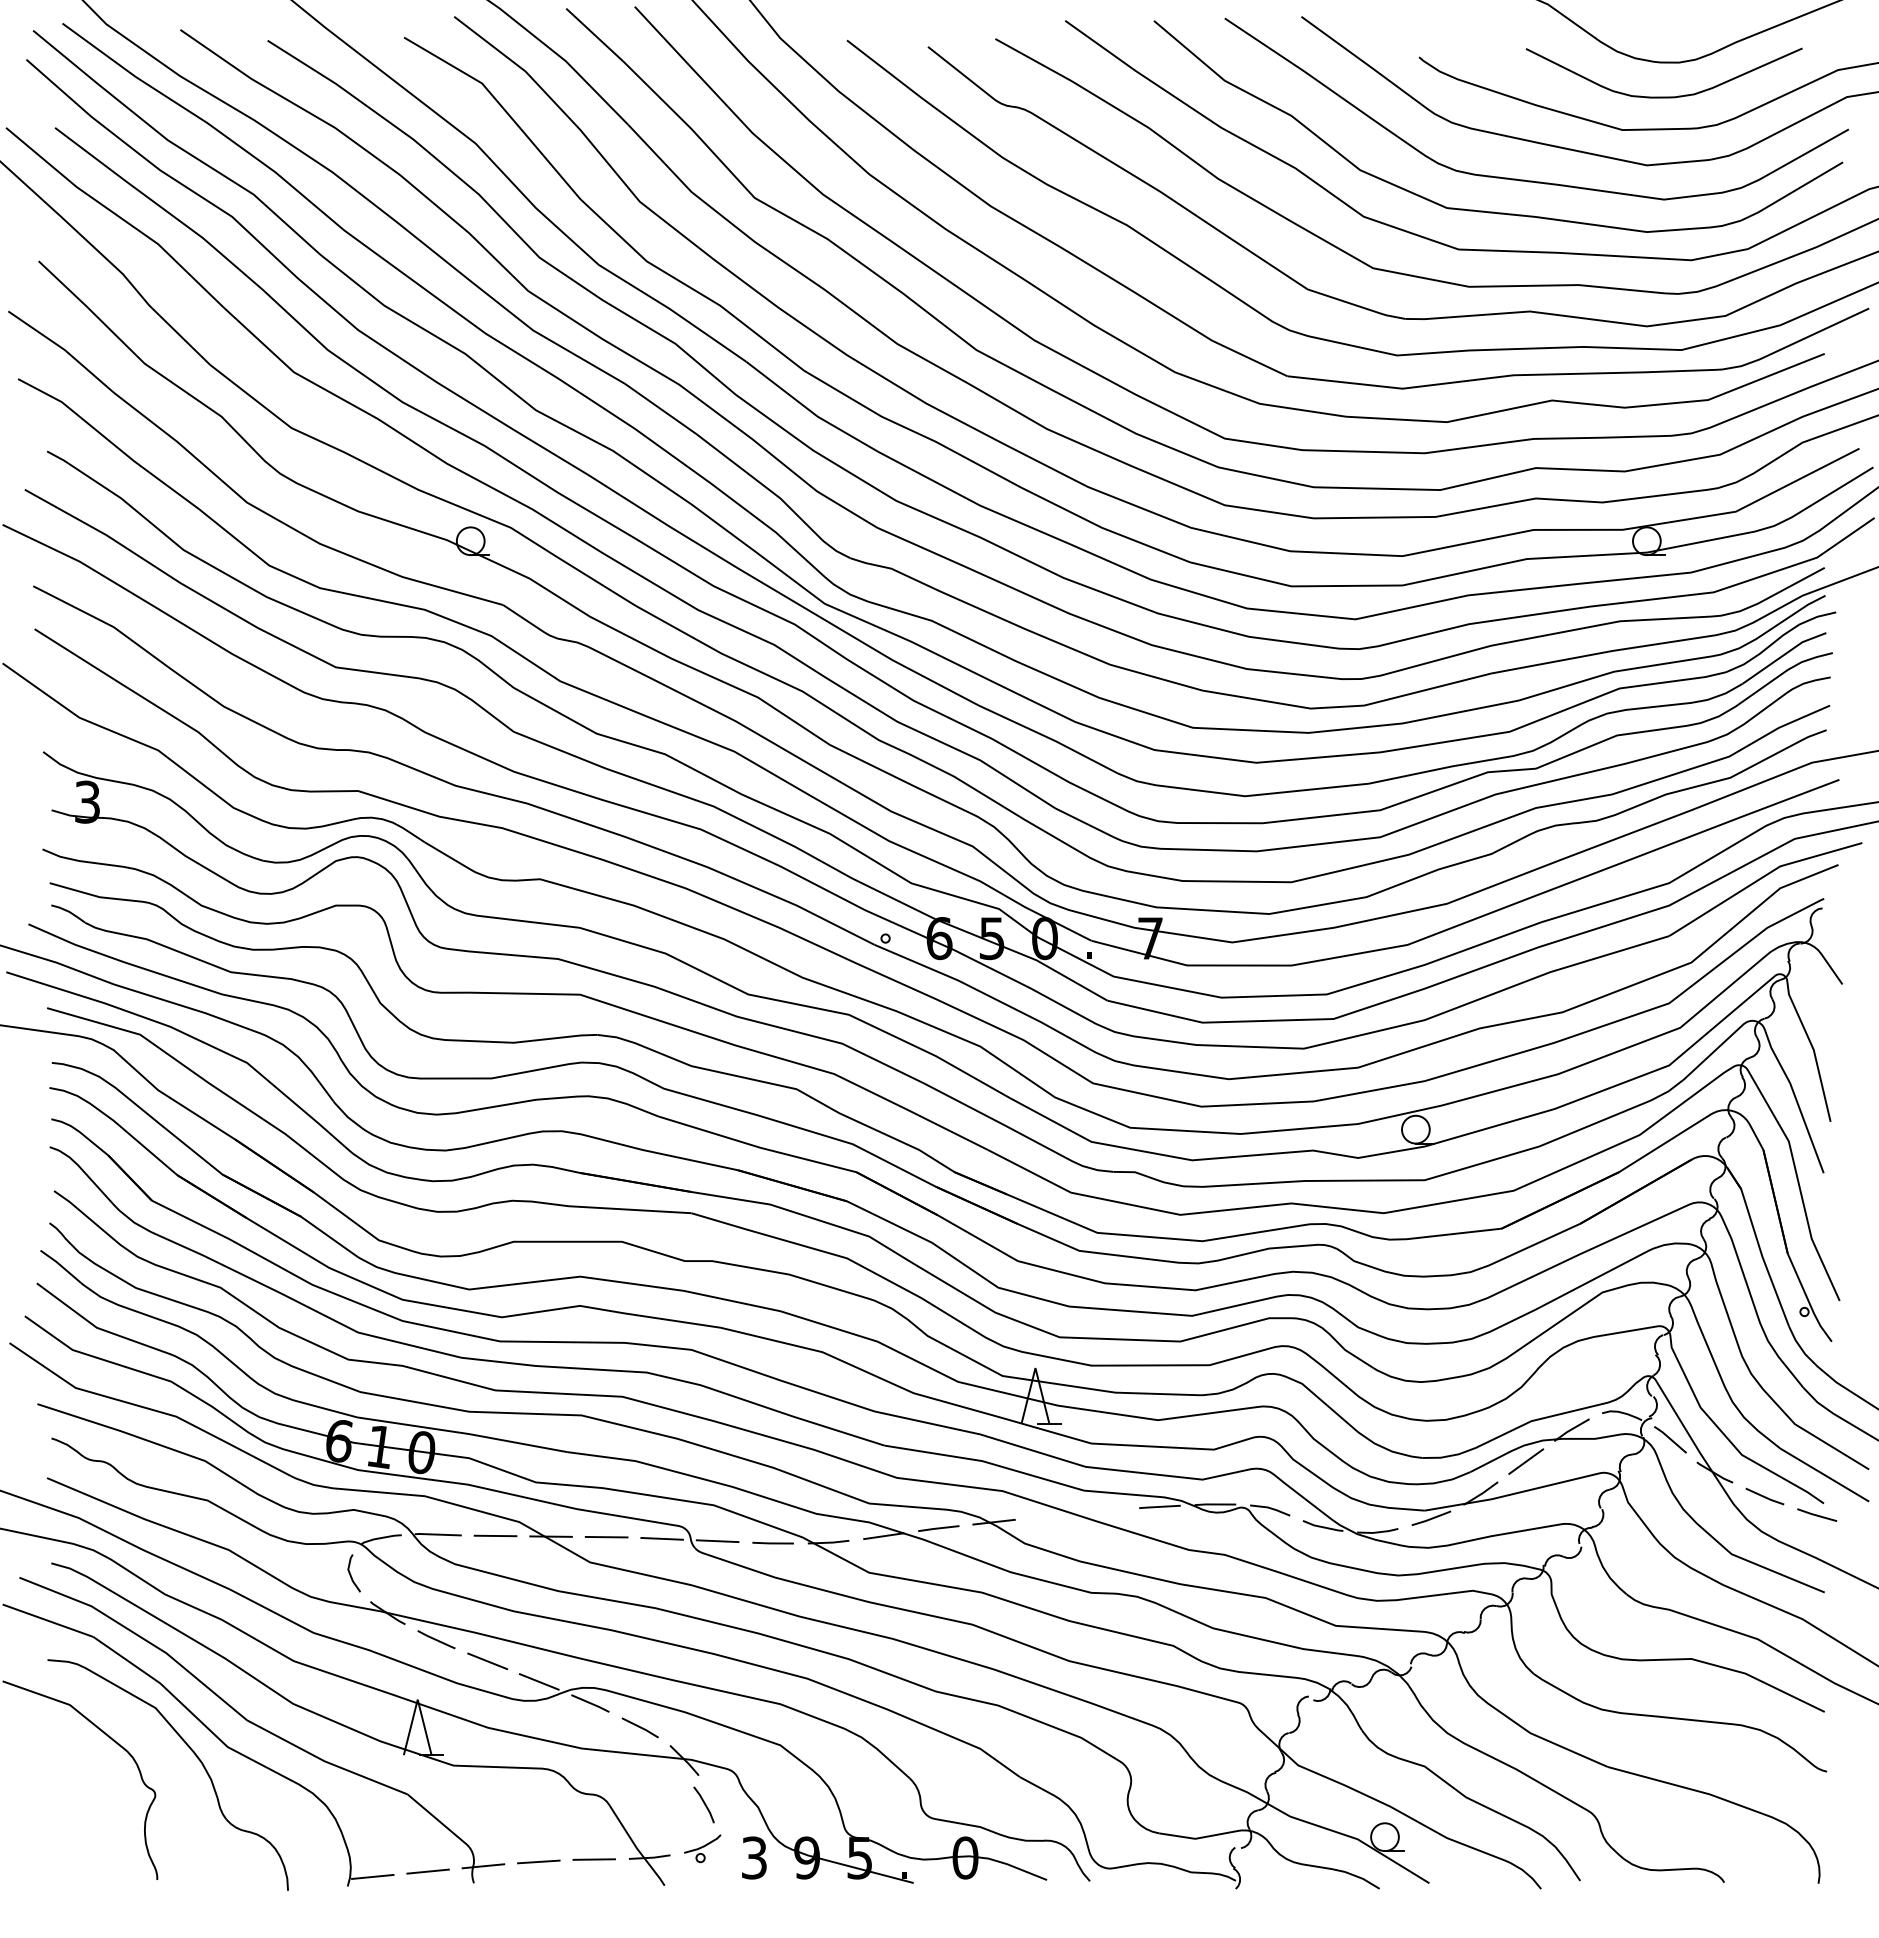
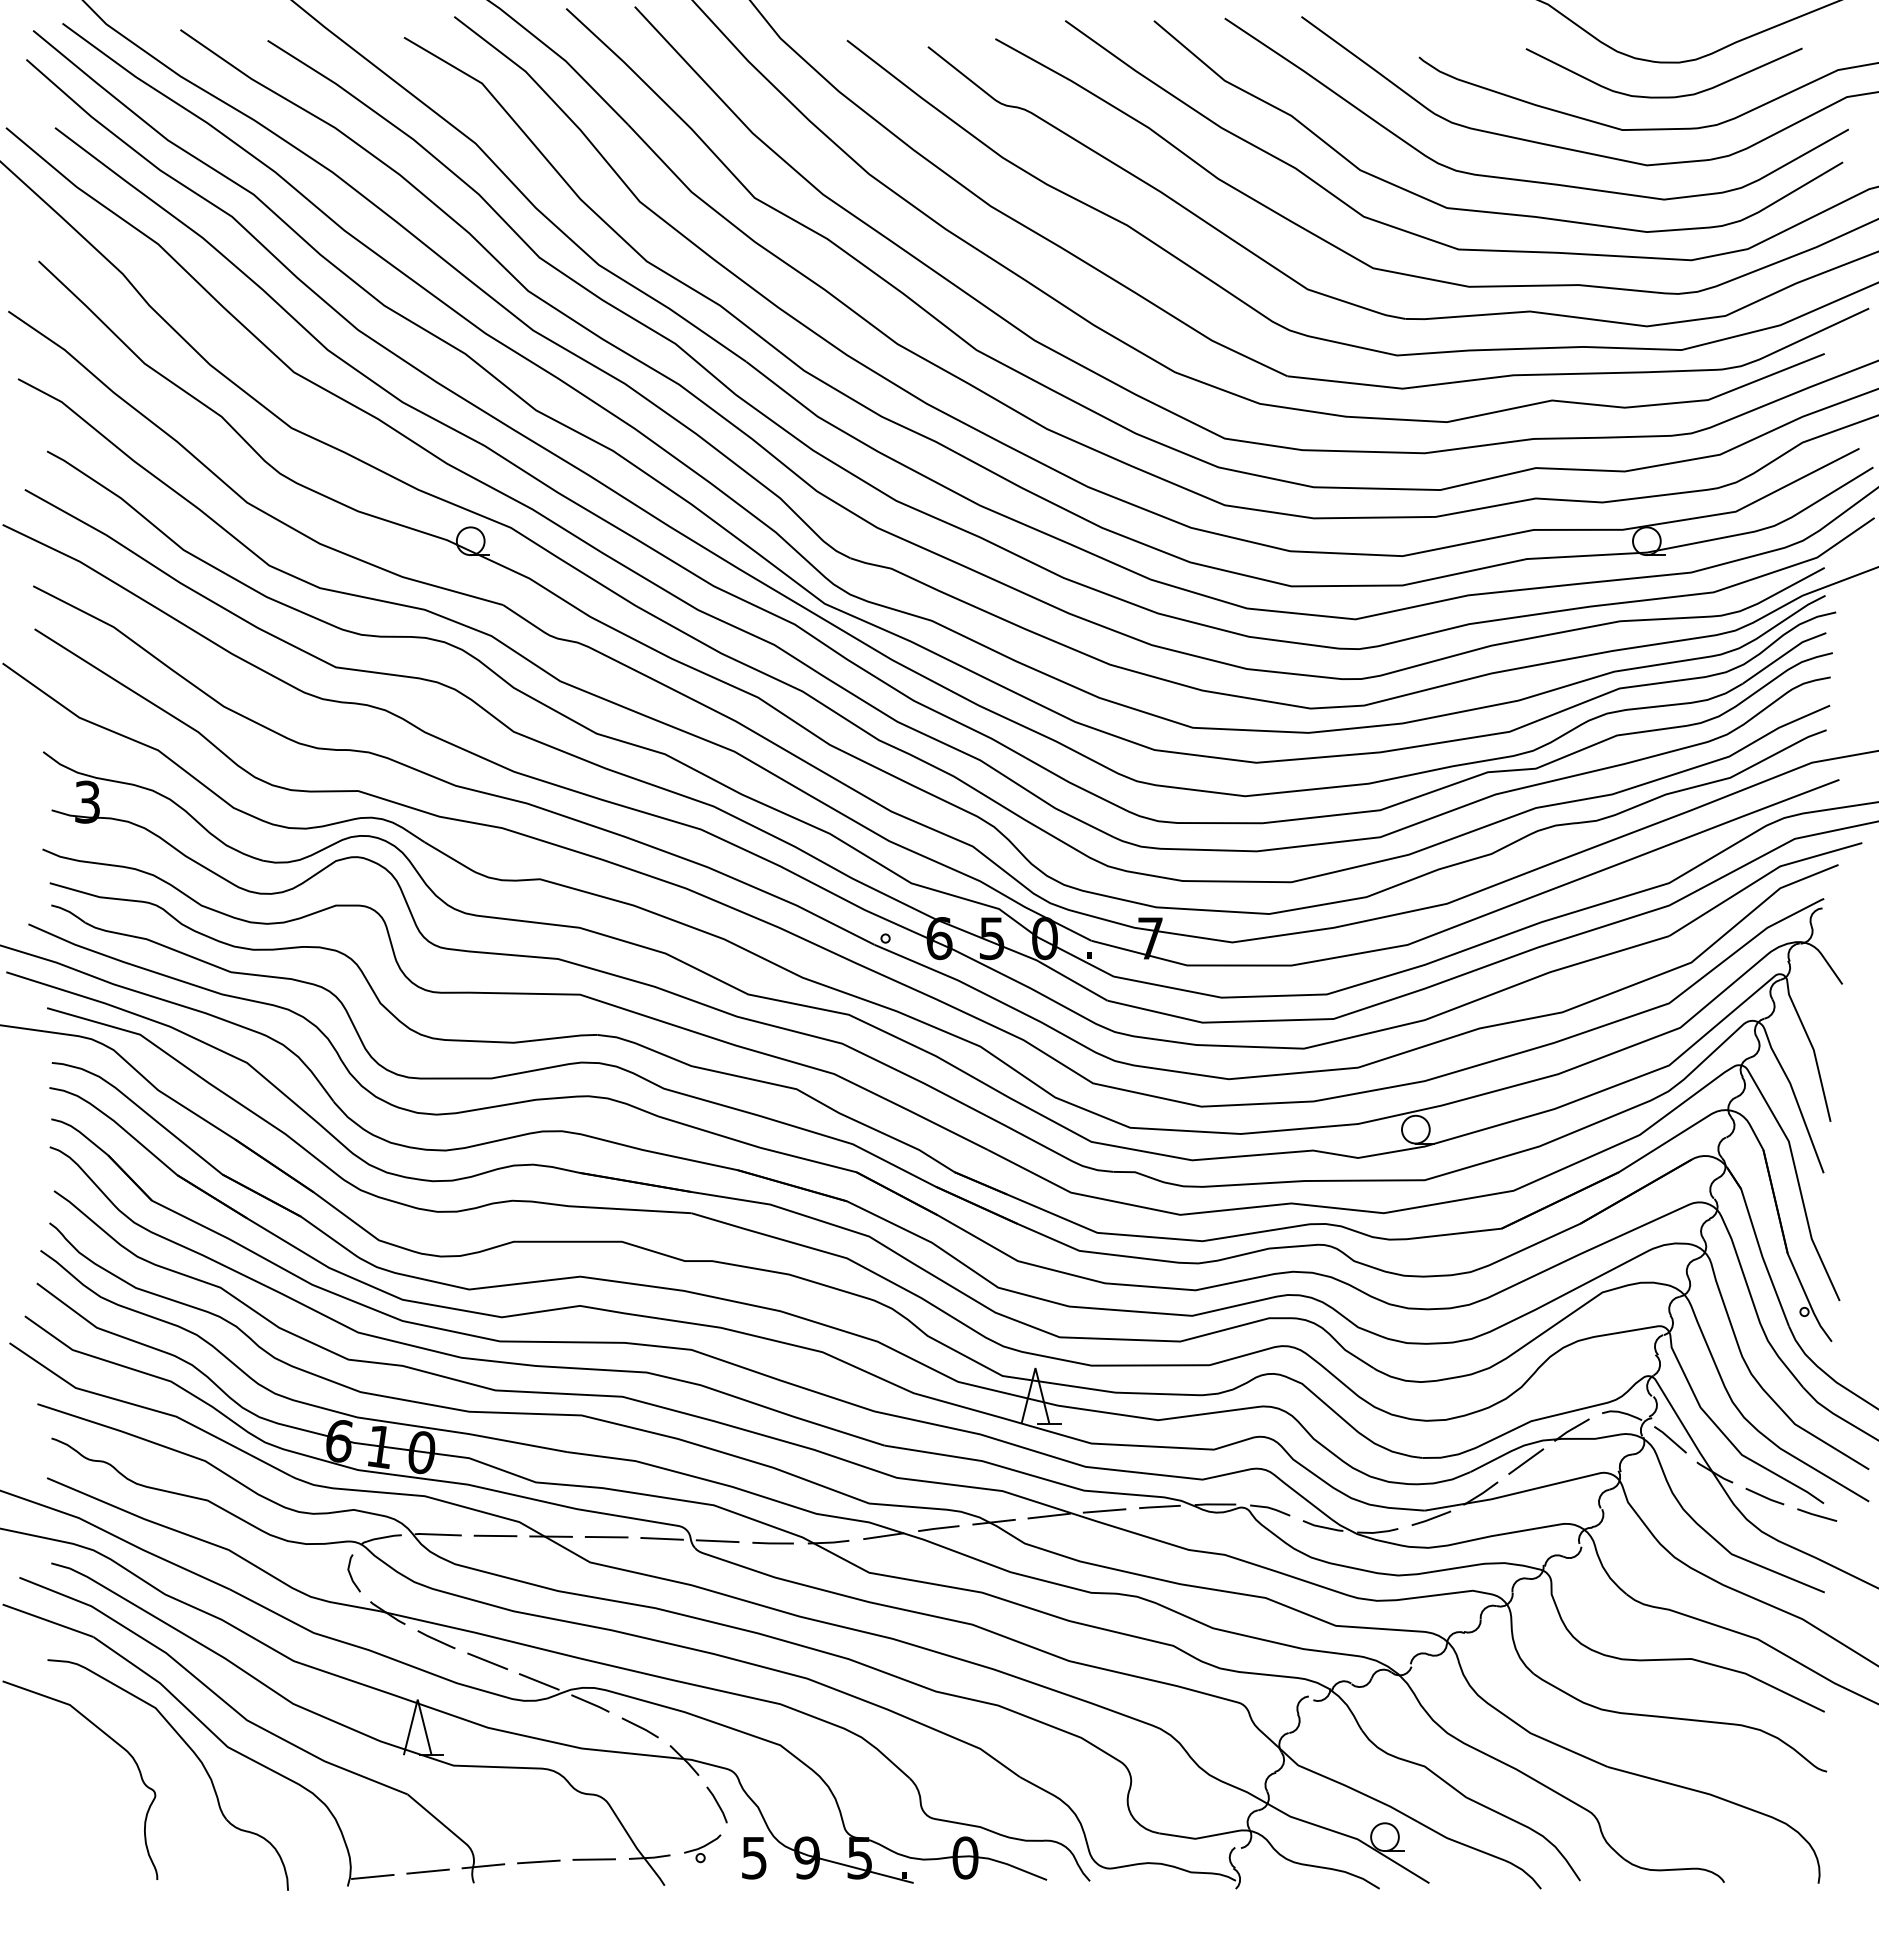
line: none -> present (1104, 1510)
line: none -> present (1048, 1515)
line position: (703, 1803) -> (716, 1803) (716, 1803)
text: 3 -> 5 (754, 1857)
